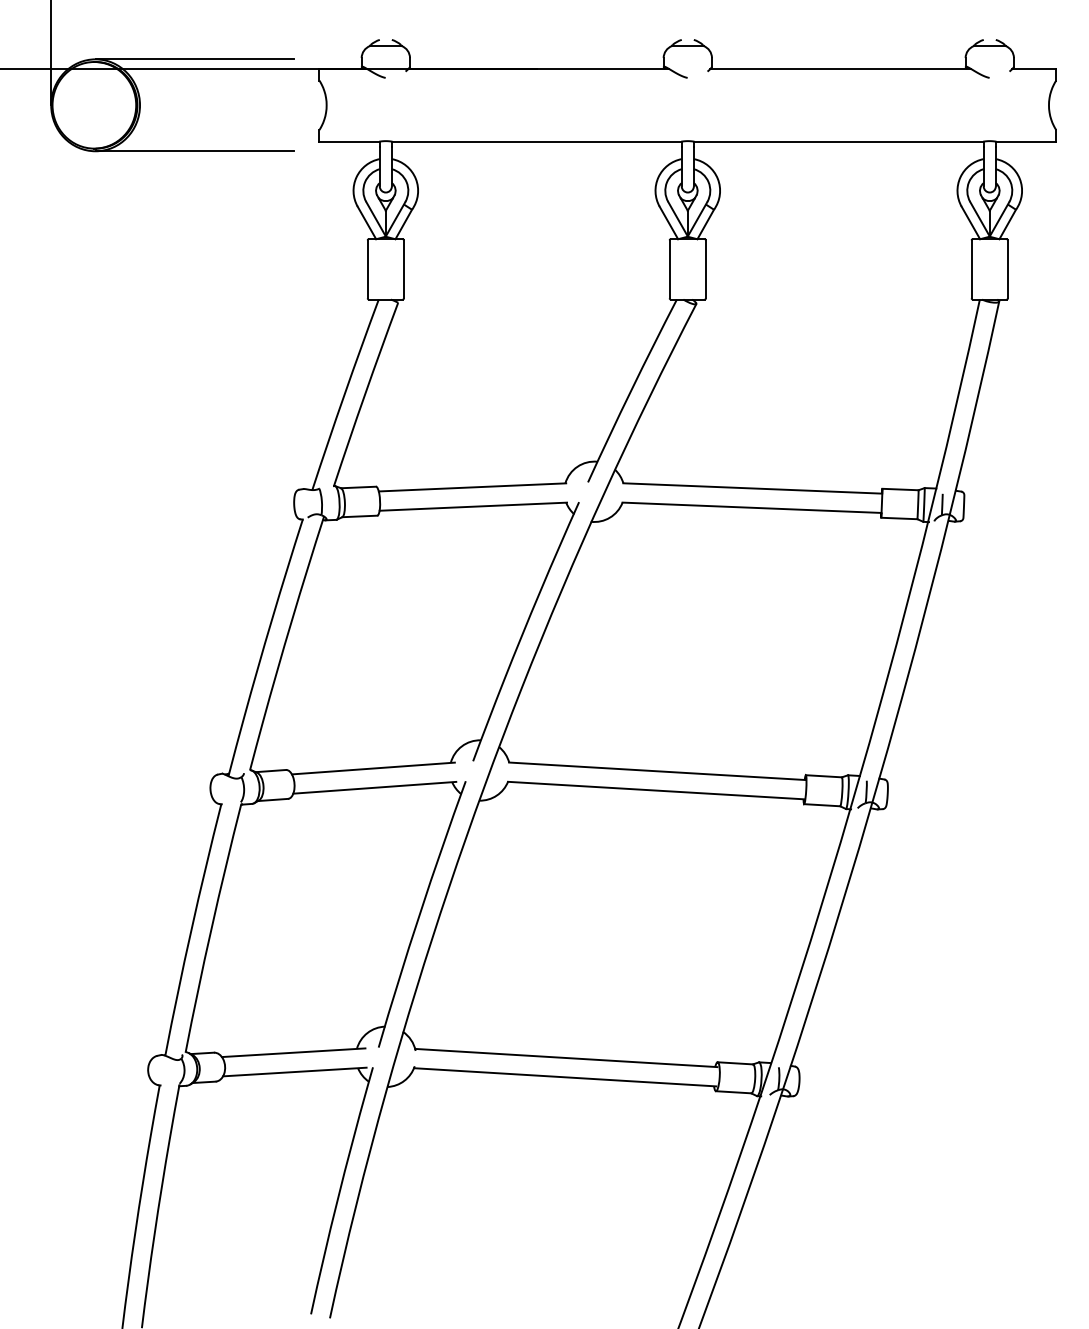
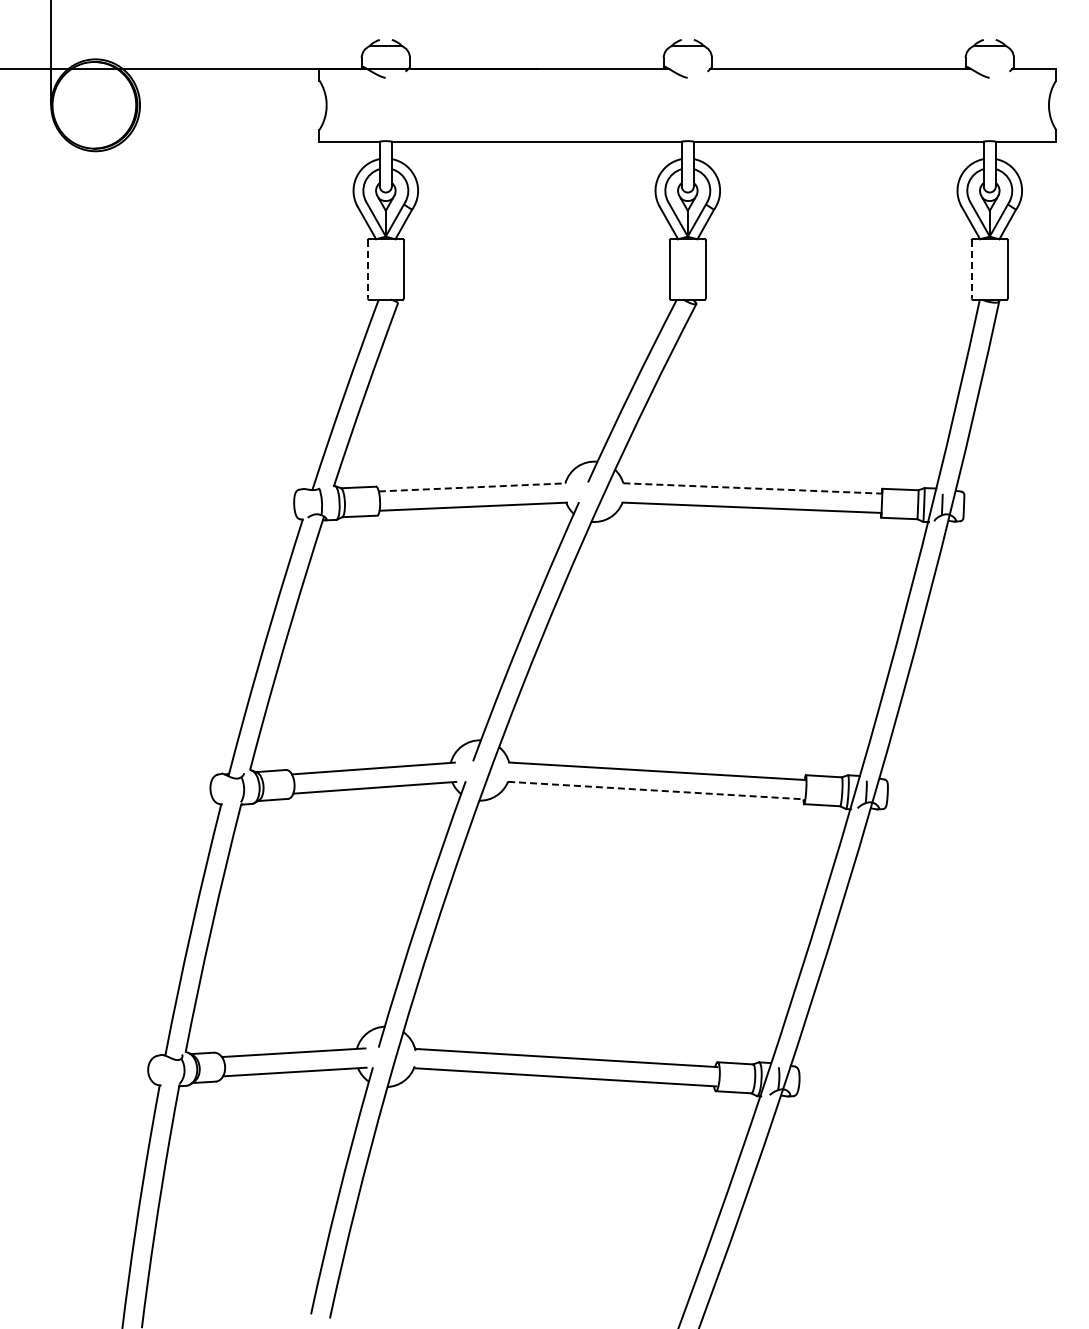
line: present -> none (194, 59)
line: present -> none (194, 151)
line: solid -> dashed (367, 269)
line: solid -> dashed (971, 269)
line: solid -> dashed (472, 487)
line: solid -> dashed (752, 488)
line: solid -> dashed (656, 790)
